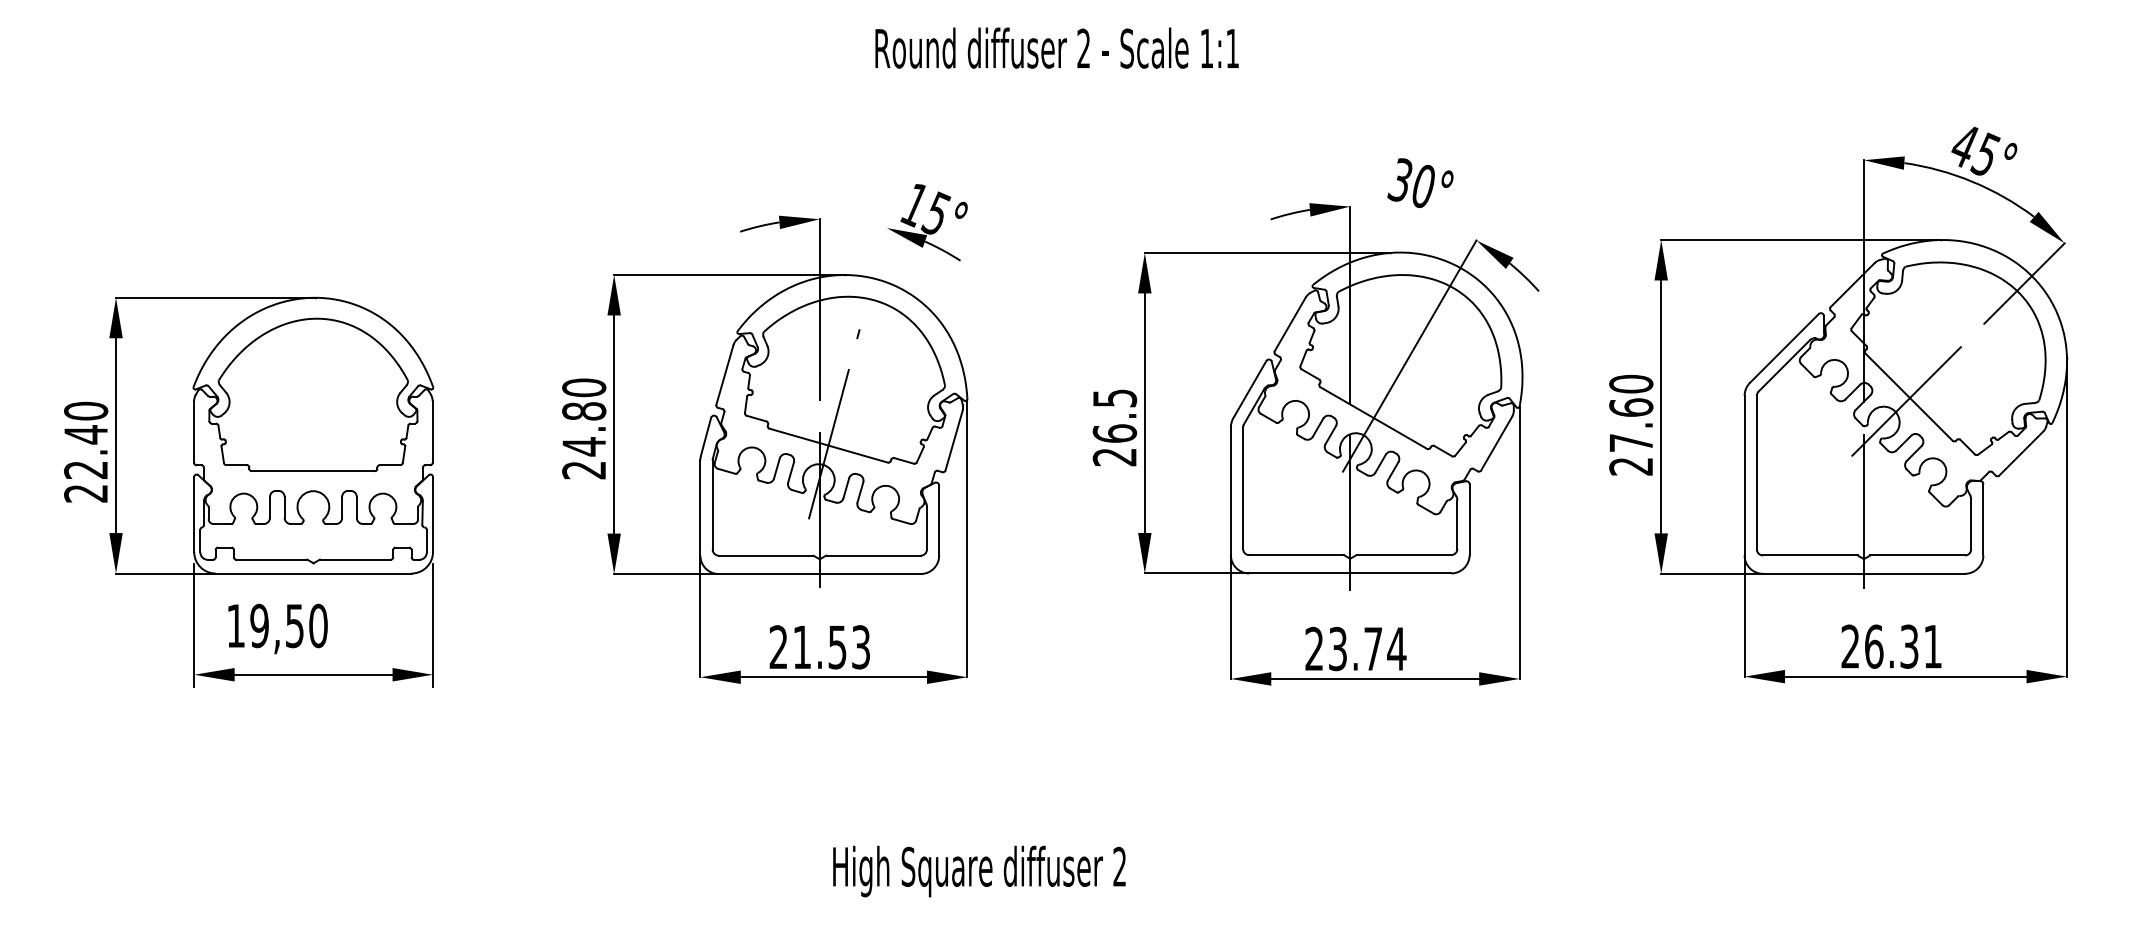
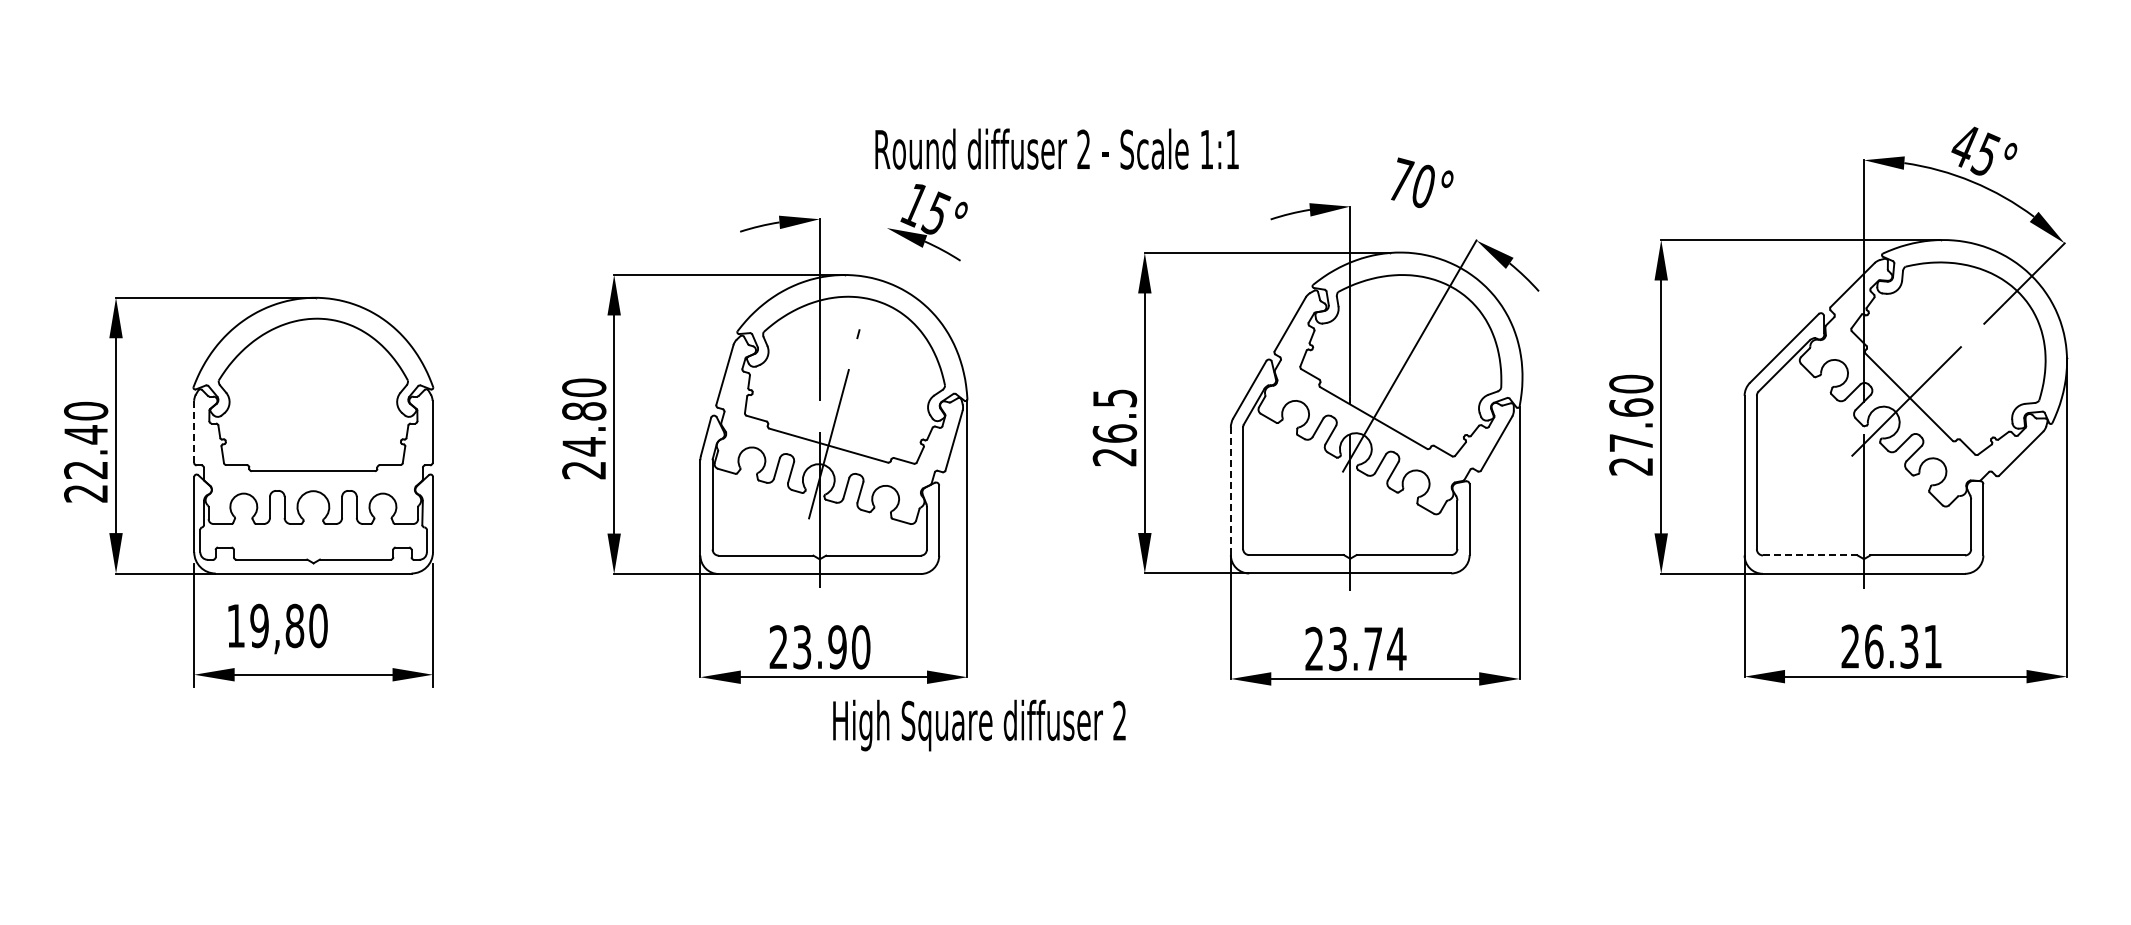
text position: (1056, 47) -> (1056, 148) (1056, 148)
text: 30° -> 70° (1400, 179)
line: solid -> dashed (194, 432)
line: solid -> dashed (1230, 491)
line: solid -> dashed (1809, 555)
text: 19,50 -> 19,80 (294, 625)
text: 21.53 -> 23.90 (831, 647)
text position: (979, 871) -> (979, 725) (979, 725)
